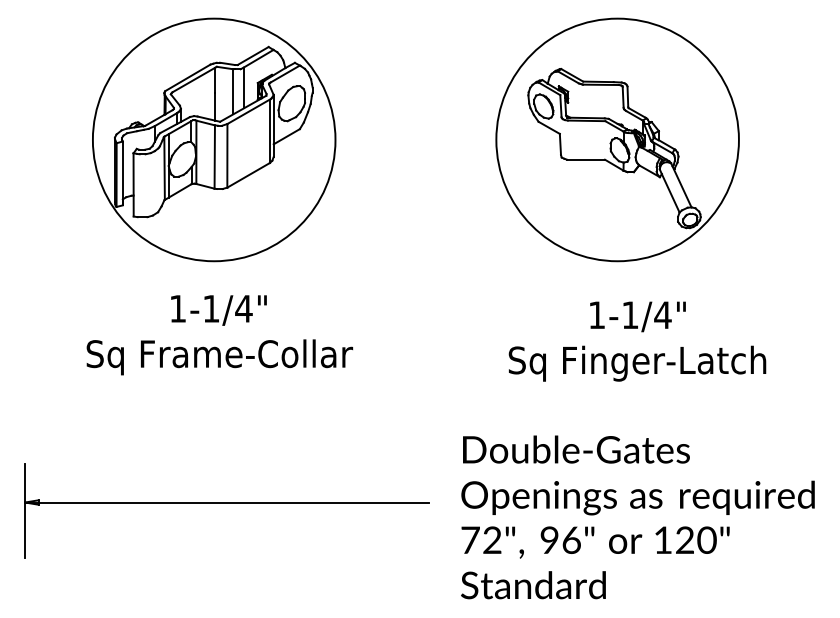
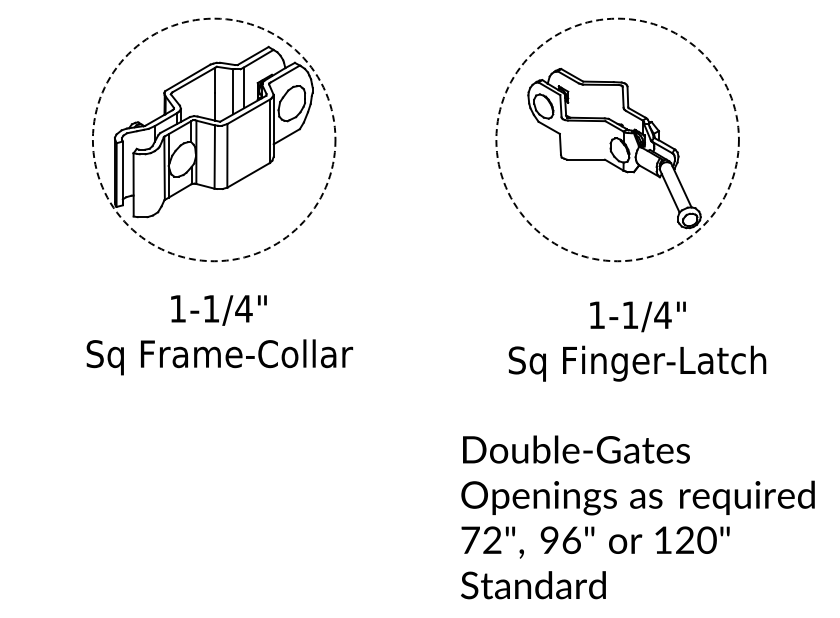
circle: solid -> dashed (213, 139)
circle: solid -> dashed (617, 139)
part: present -> none (226, 503)
